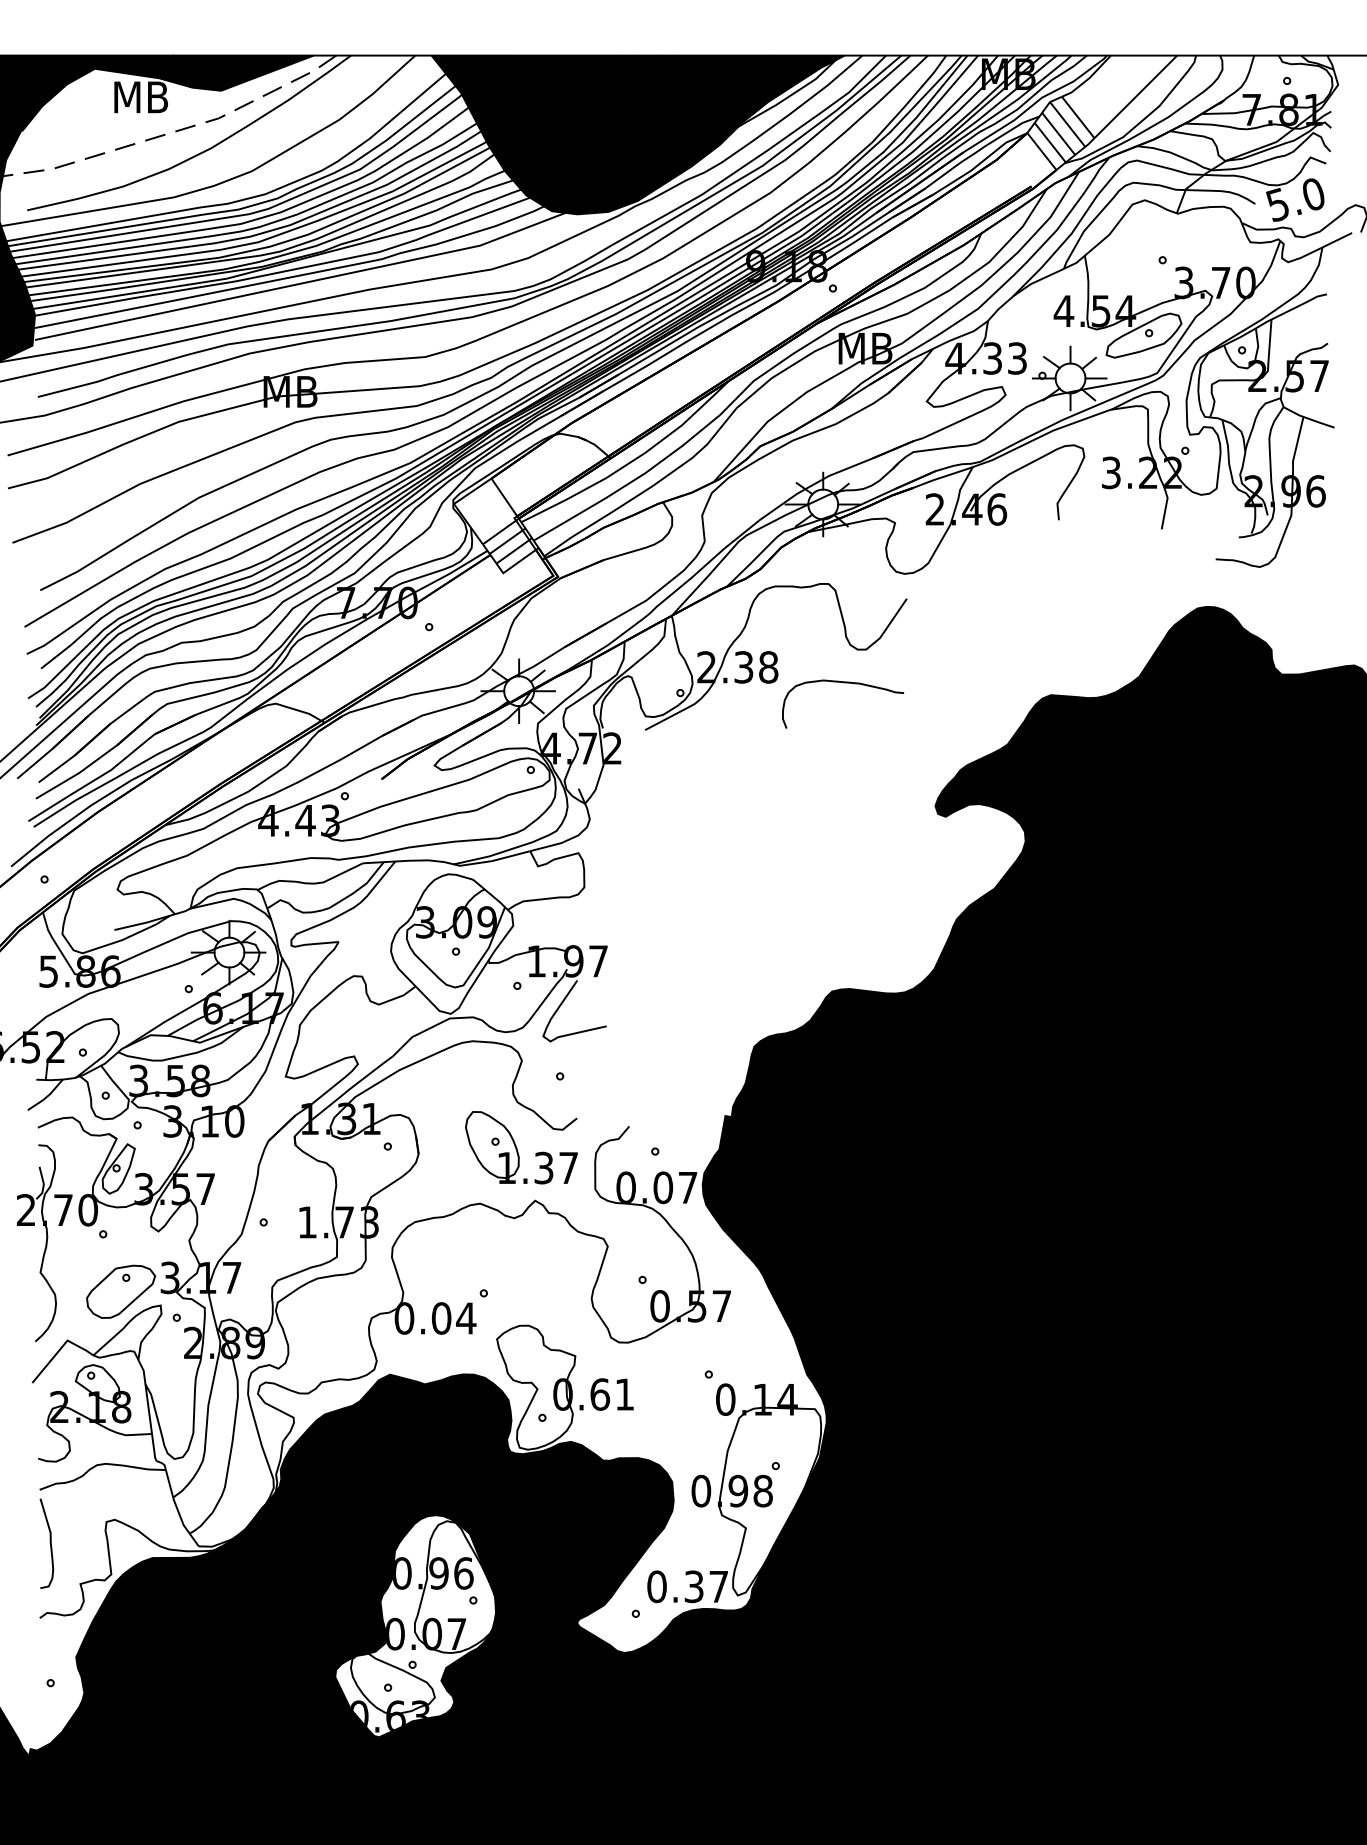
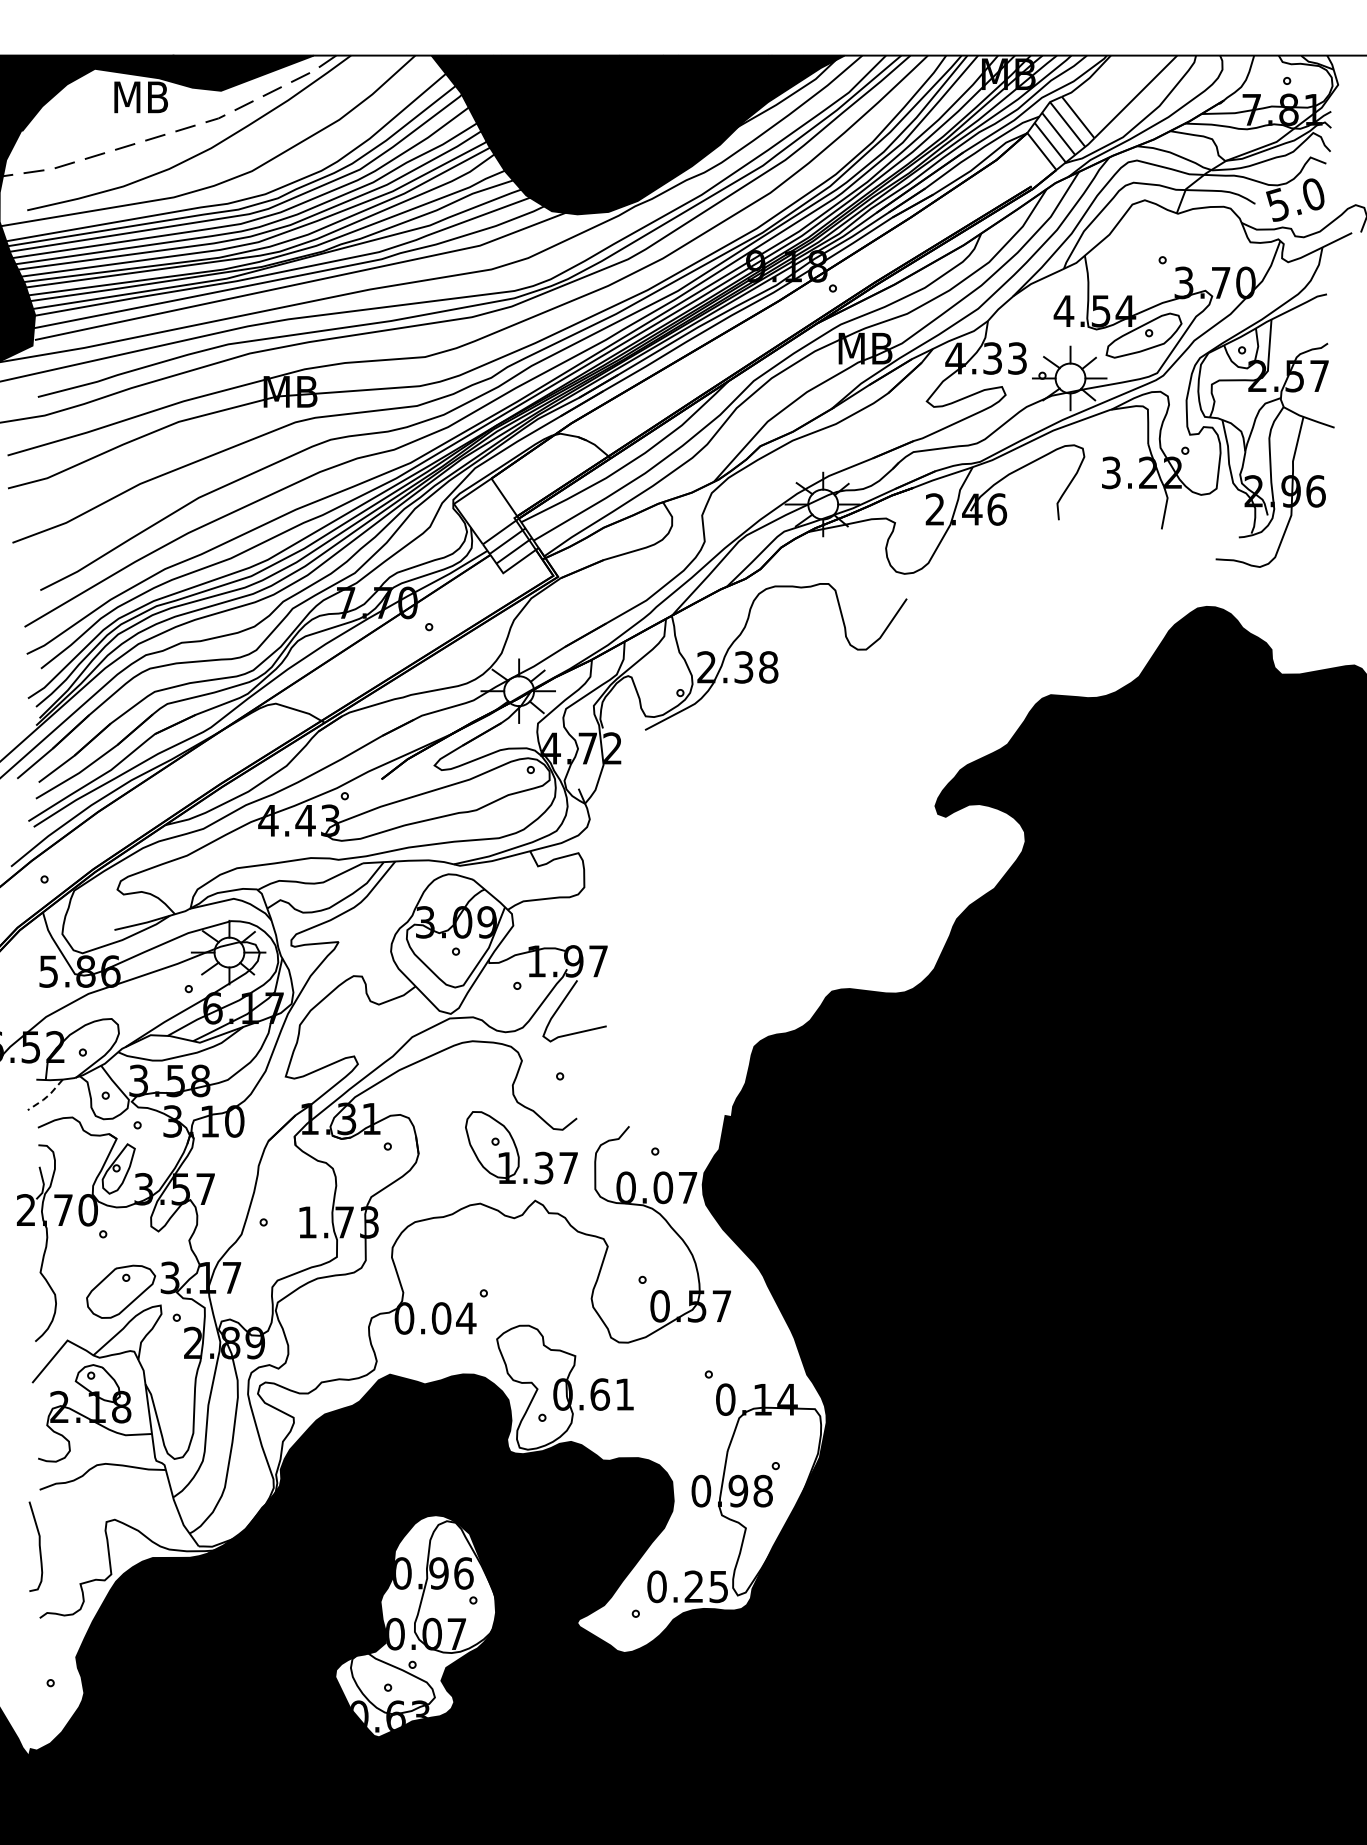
curve: present -> none (843, 683)
line: solid -> dashed (46, 1097)
curve position: (49, 1542) -> (38, 1545) (38, 1545)
text: 0.37 -> 0.25 (705, 1586)
